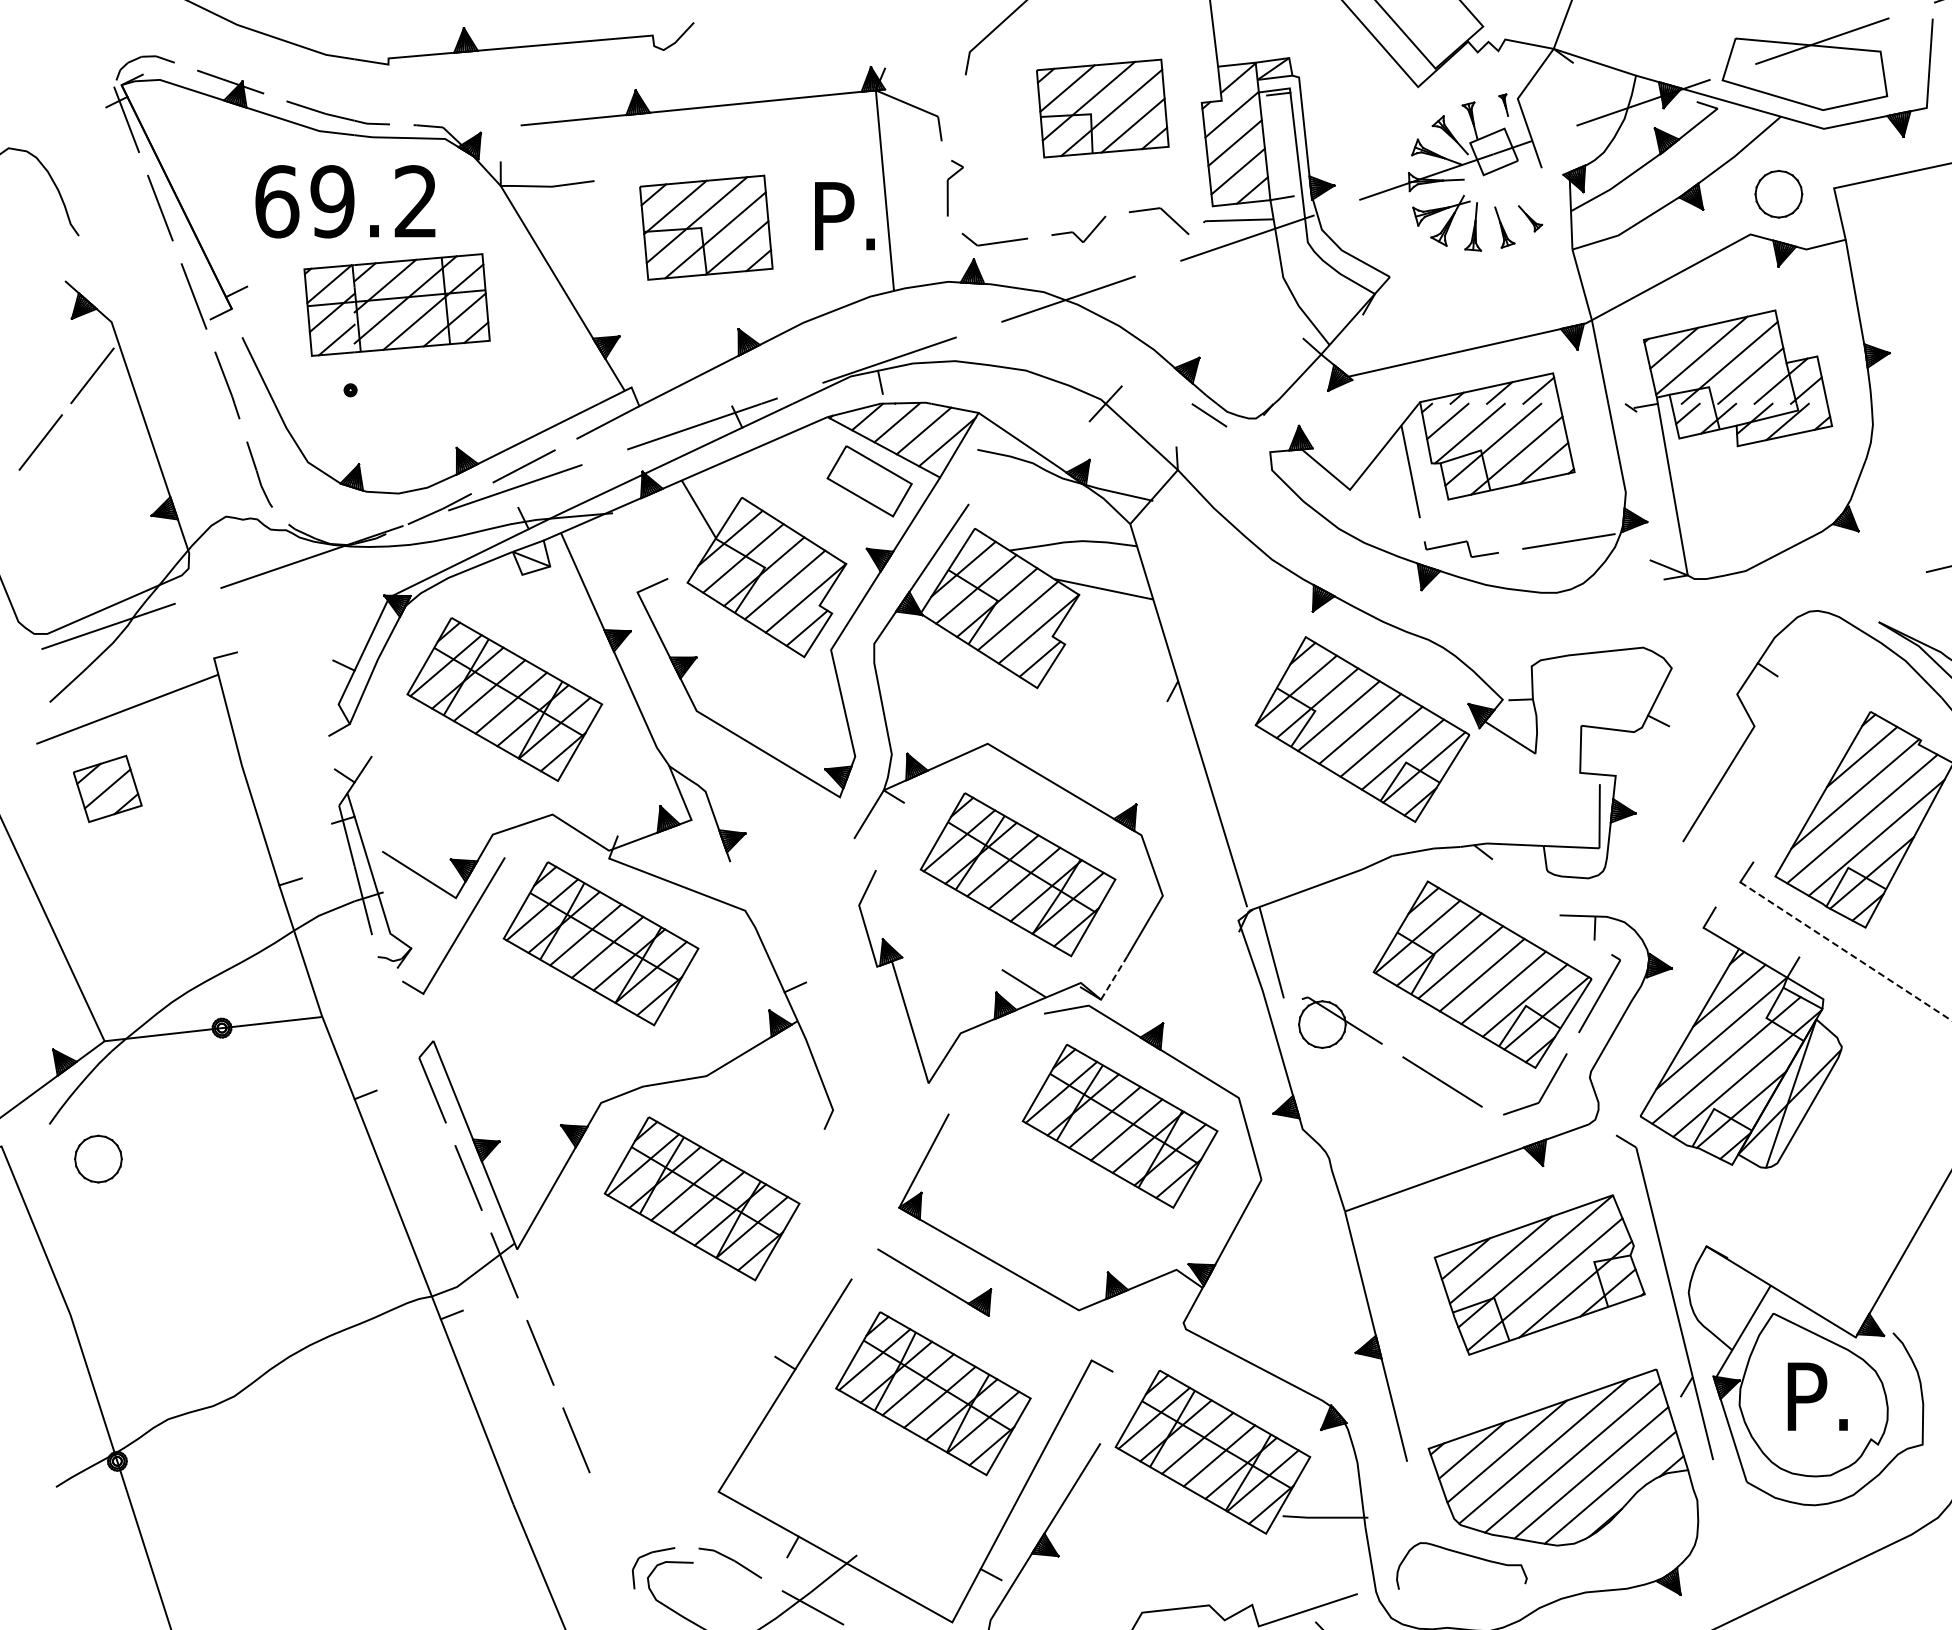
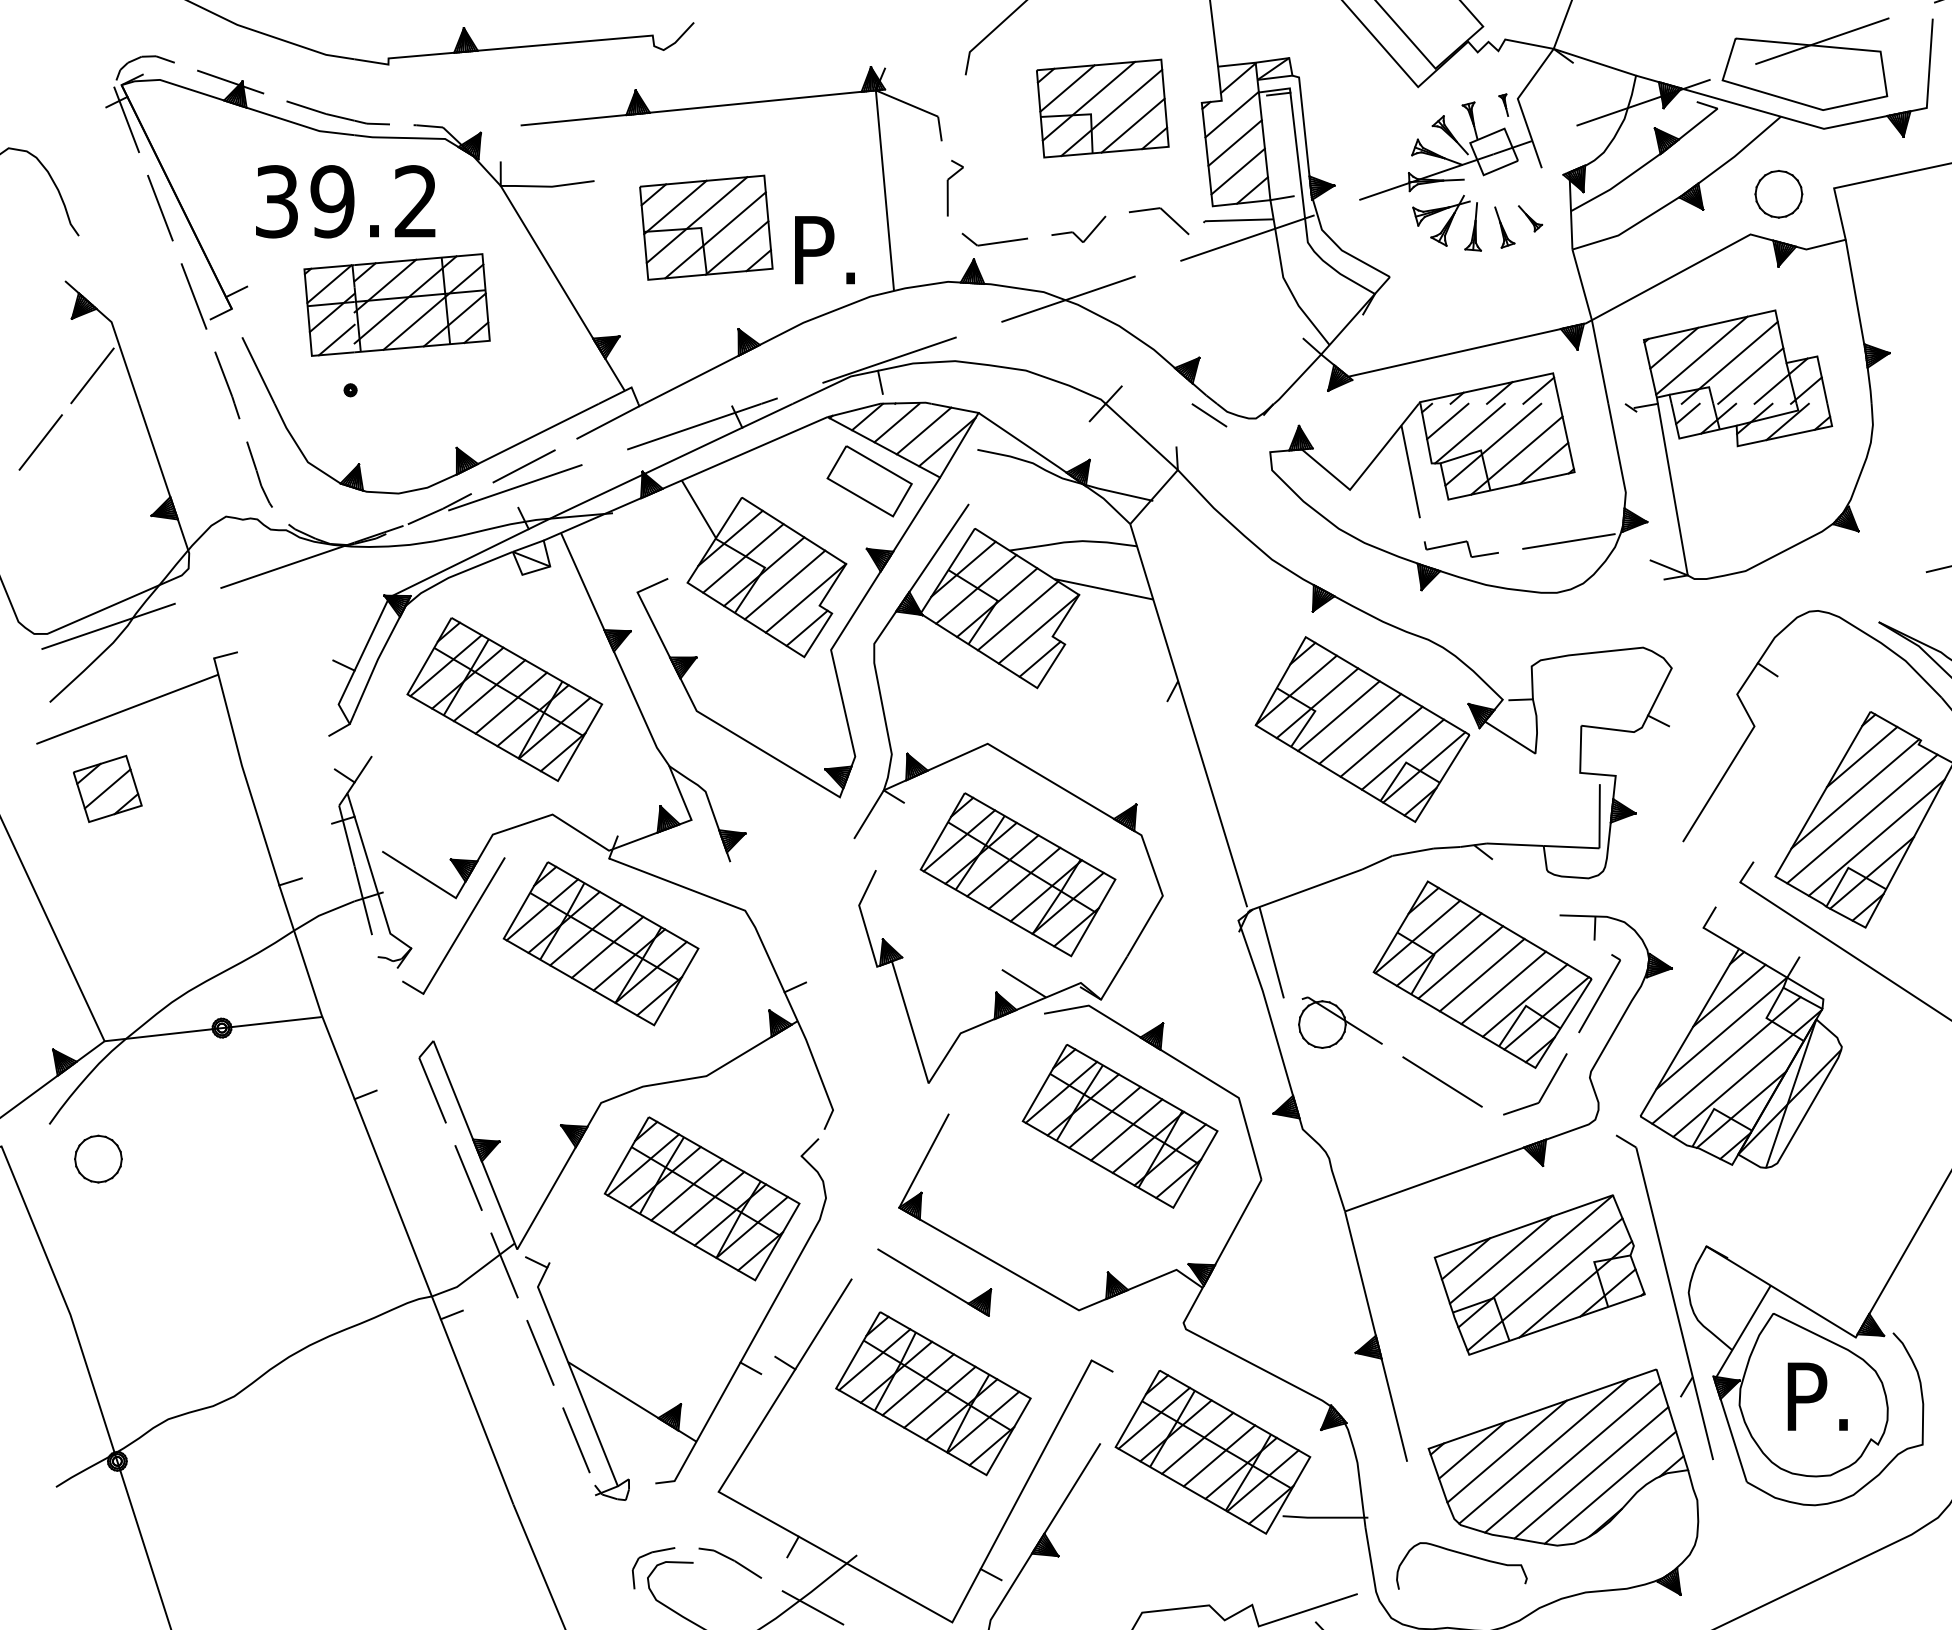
text: 69.2 -> 39.2 (277, 201)
text position: (844, 216) -> (824, 250) (824, 250)
line: dashed -> solid (1846, 951)
line: dashed -> solid (1114, 977)
part: none -> present (743, 1354)
